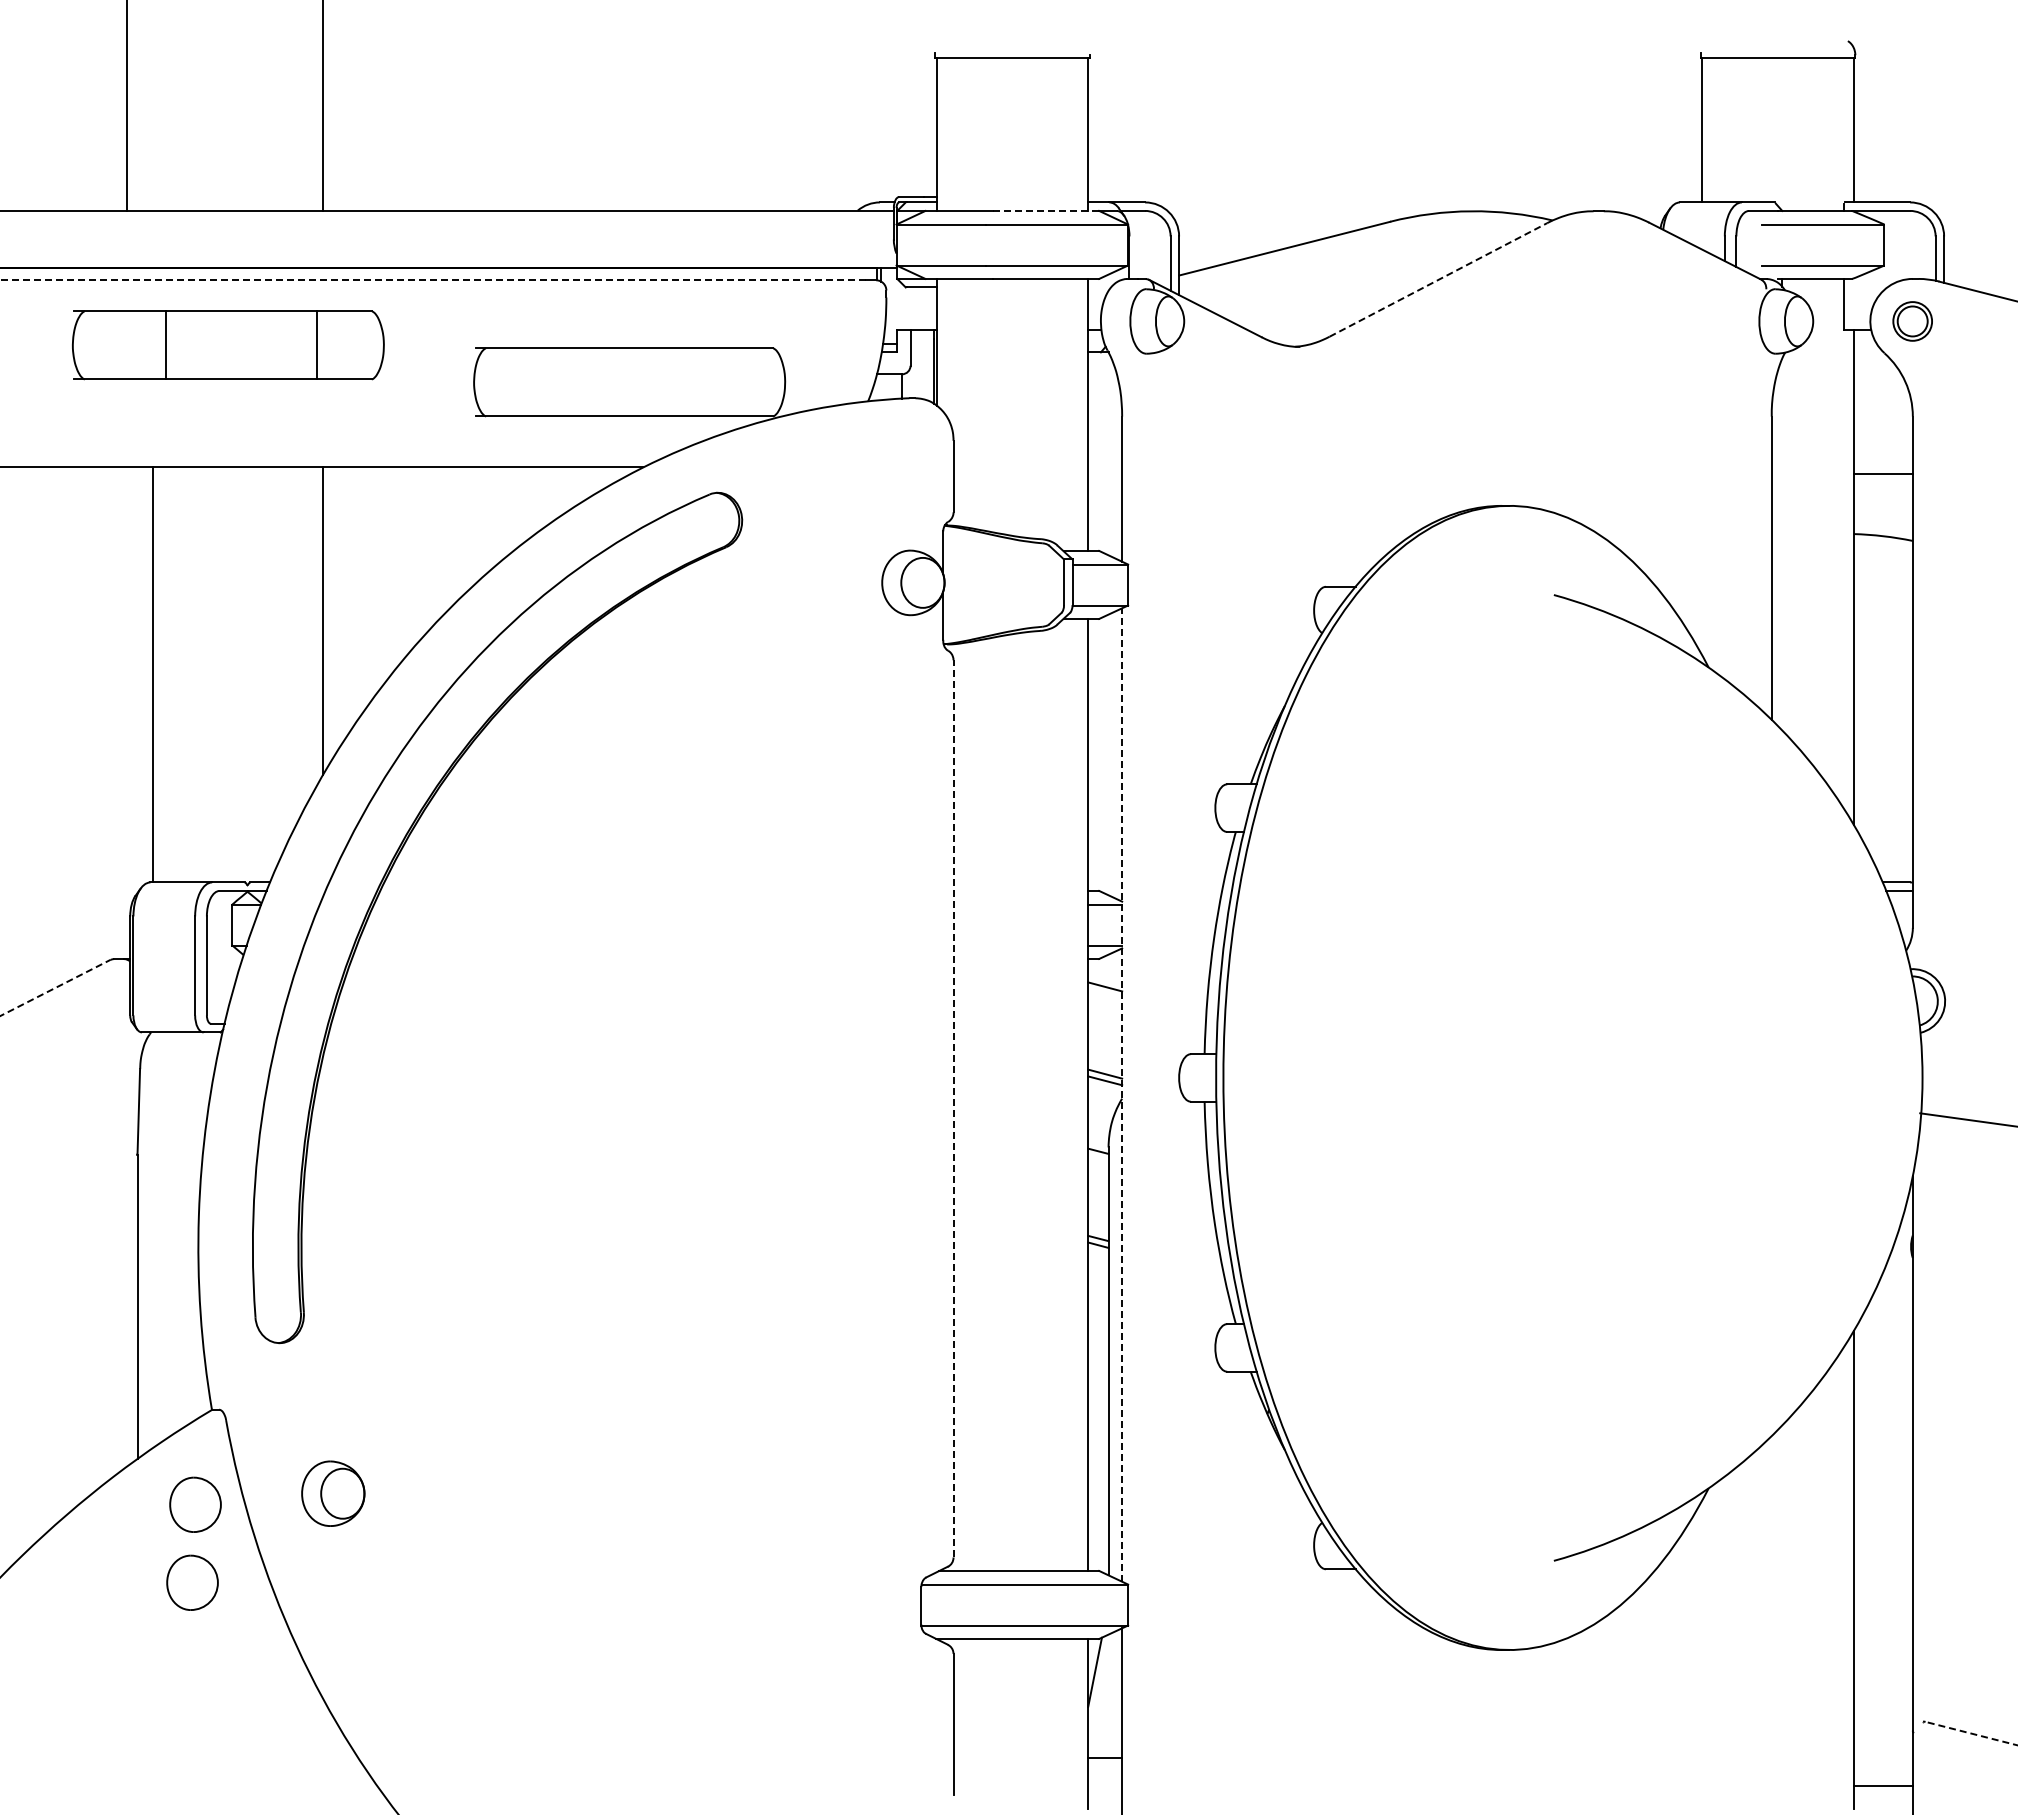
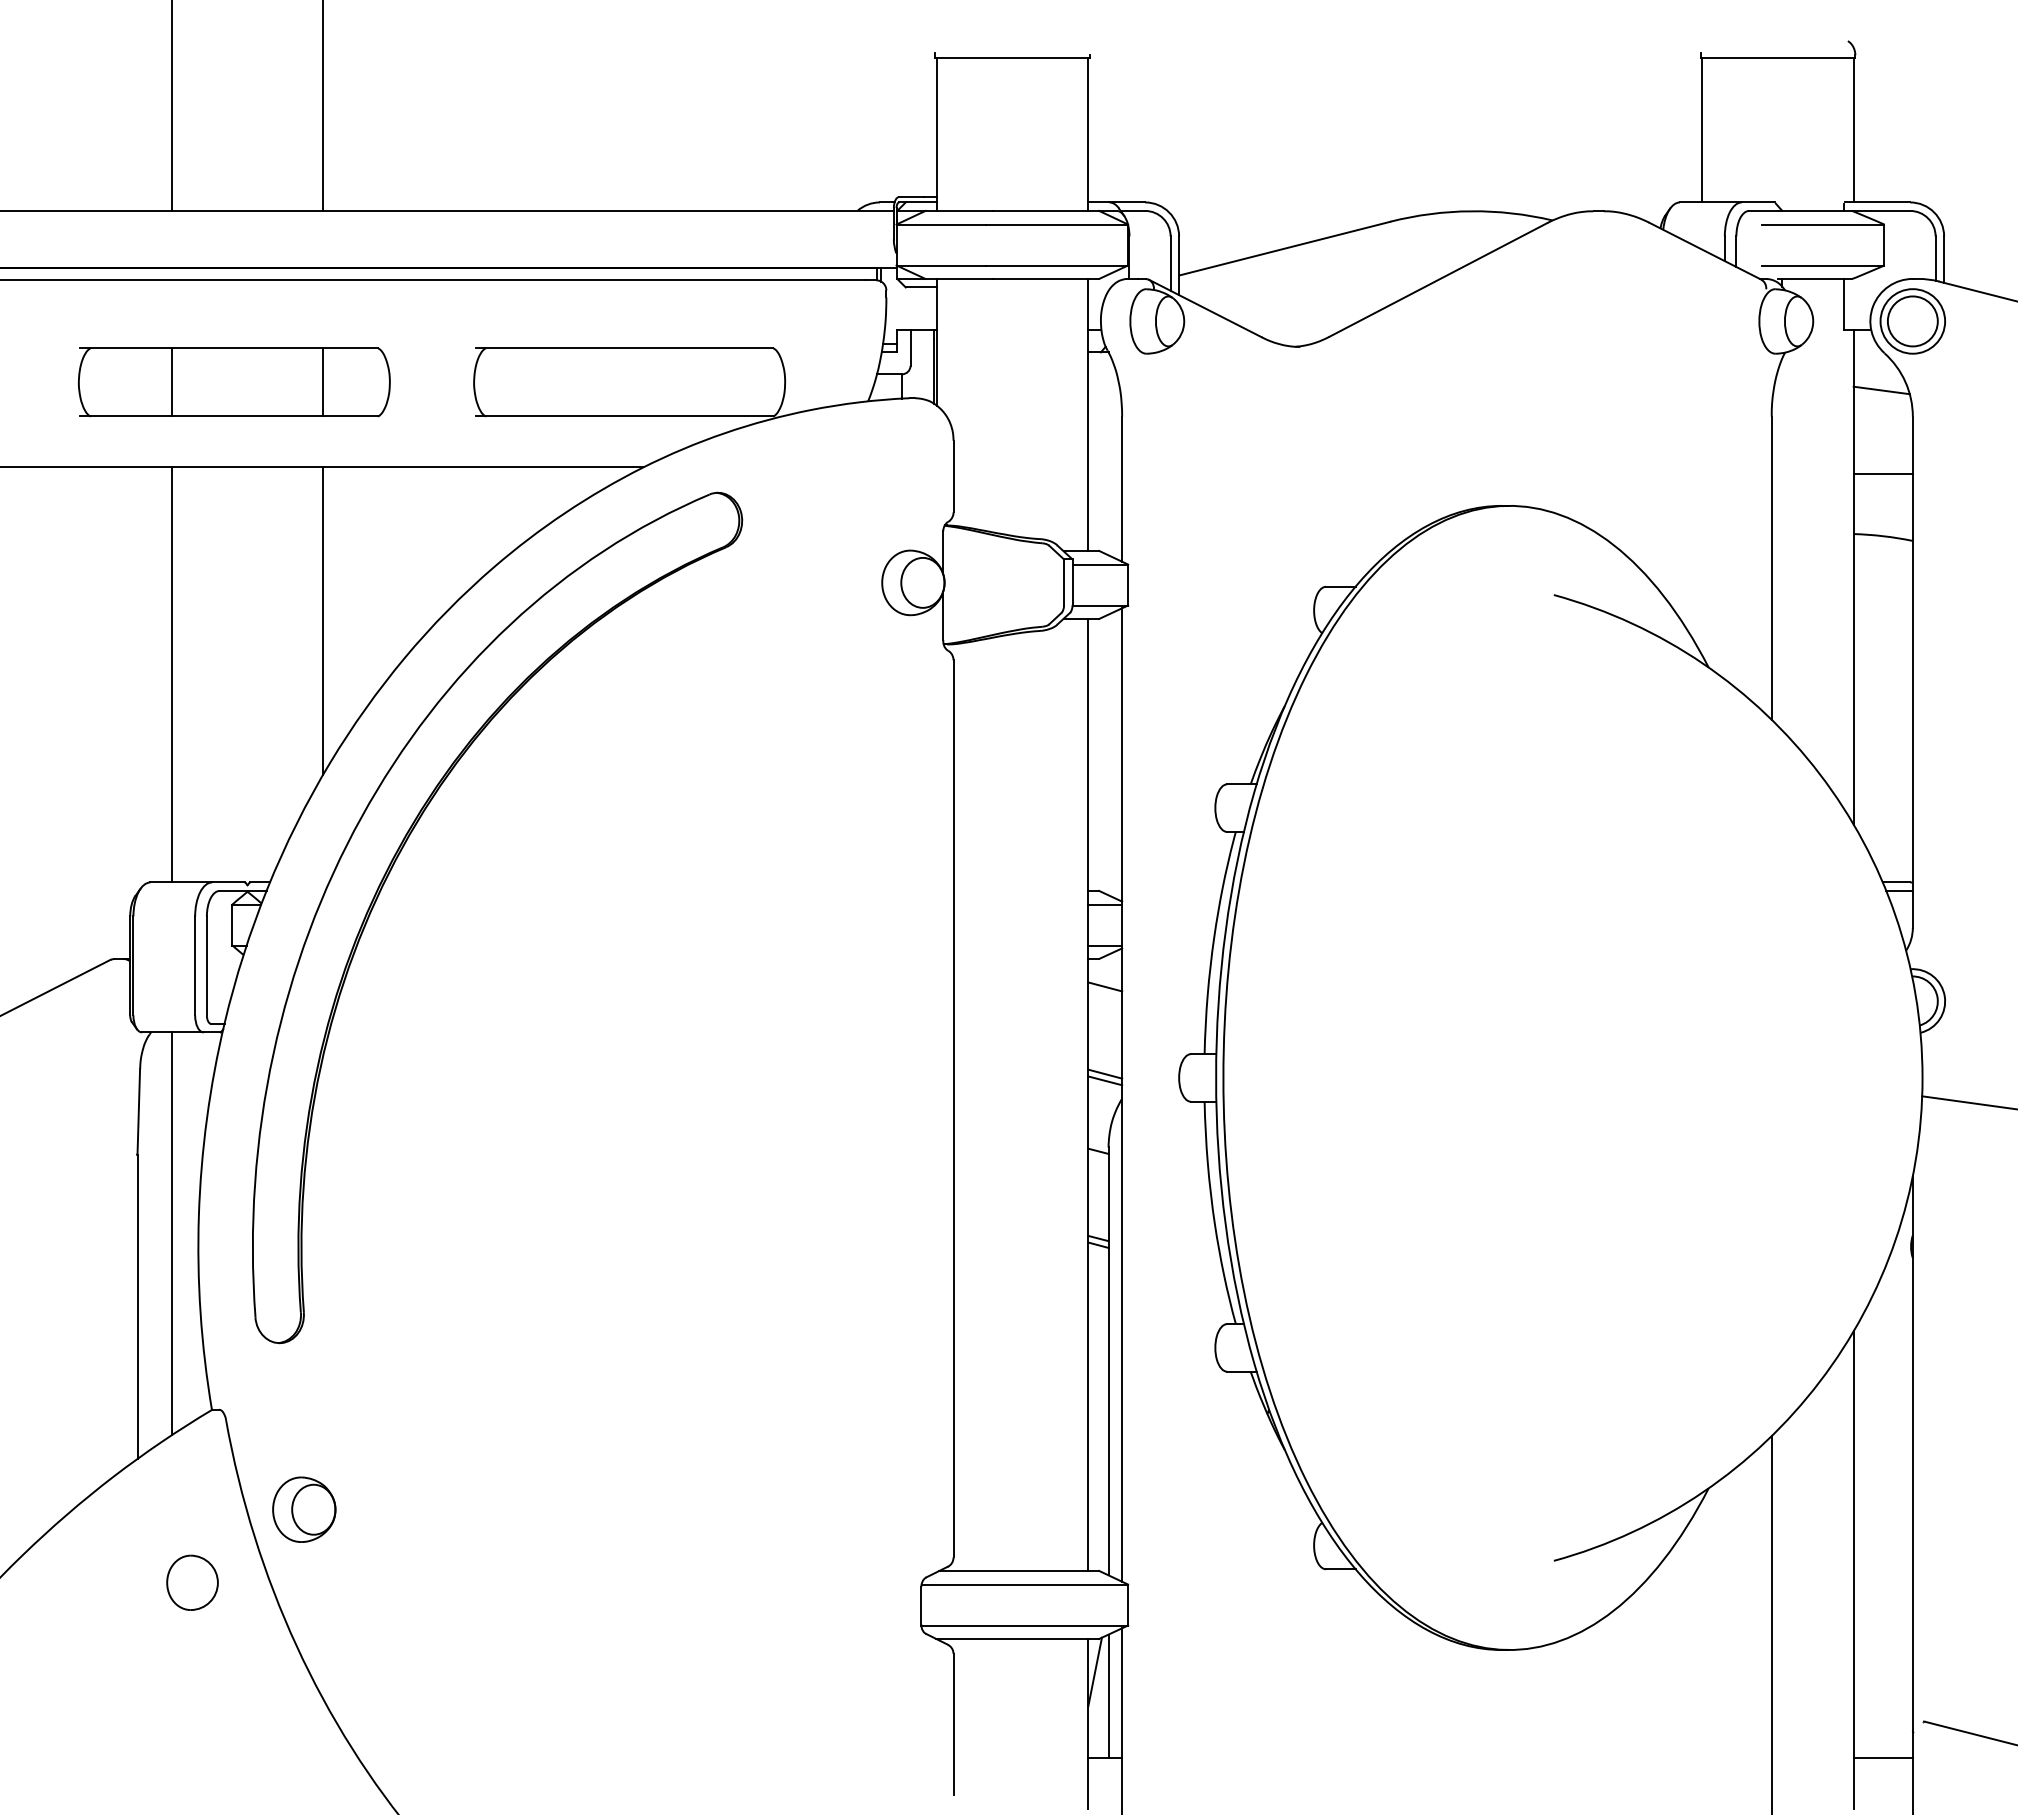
line position: (126, 106) -> (171, 106) (171, 106)
line: dashed -> solid (1045, 210)
line: dashed -> solid (1438, 279)
line: dashed -> solid (433, 280)
part size: 41x41 px -> 67x67 px (1912, 321)
part position: (228, 345) -> (234, 382) (234, 382)
line: none -> present (1881, 390)
line position: (152, 674) -> (171, 674) (171, 674)
line: dashed -> solid (55, 987)
line: dashed -> solid (1122, 1095)
line: dashed -> solid (953, 1108)
line position: (1967, 1119) -> (1968, 1102) (1968, 1102)
line: none -> present (171, 1233)
part position: (333, 1493) -> (304, 1509) (304, 1509)
part: present -> none (195, 1504)
line: none -> present (1771, 1623)
line: none -> present (1108, 1695)
line: dashed -> solid (1971, 1733)
line position: (1882, 1785) -> (1882, 1757) (1882, 1757)
